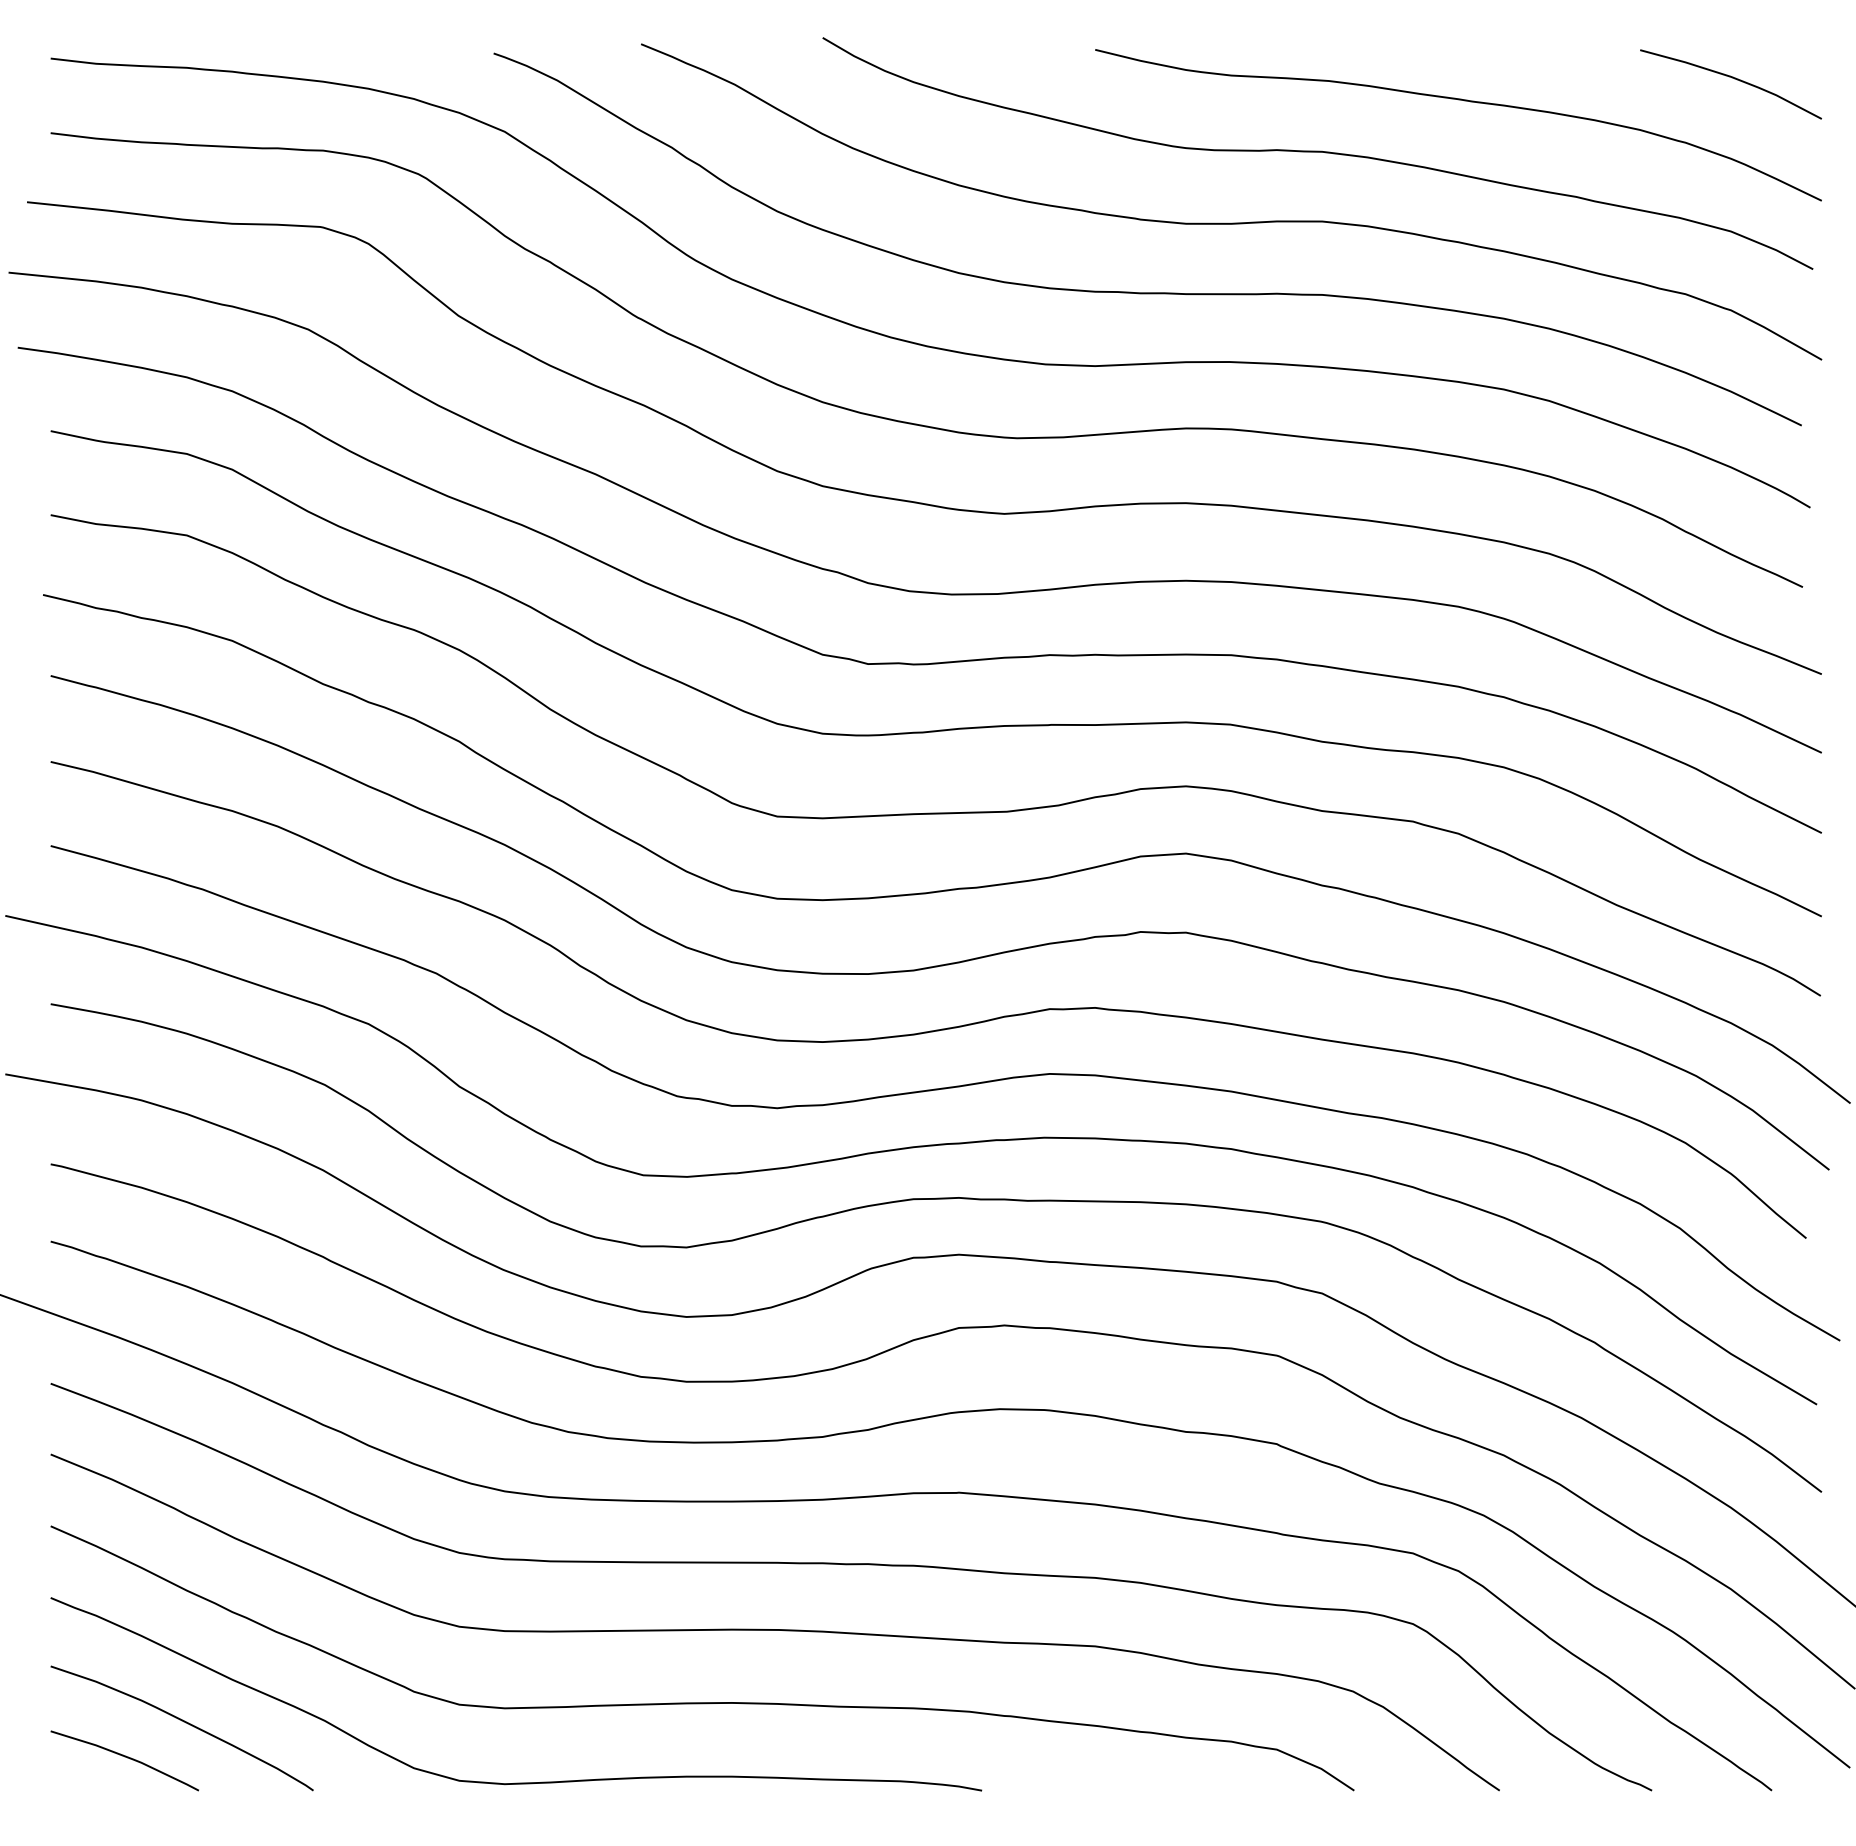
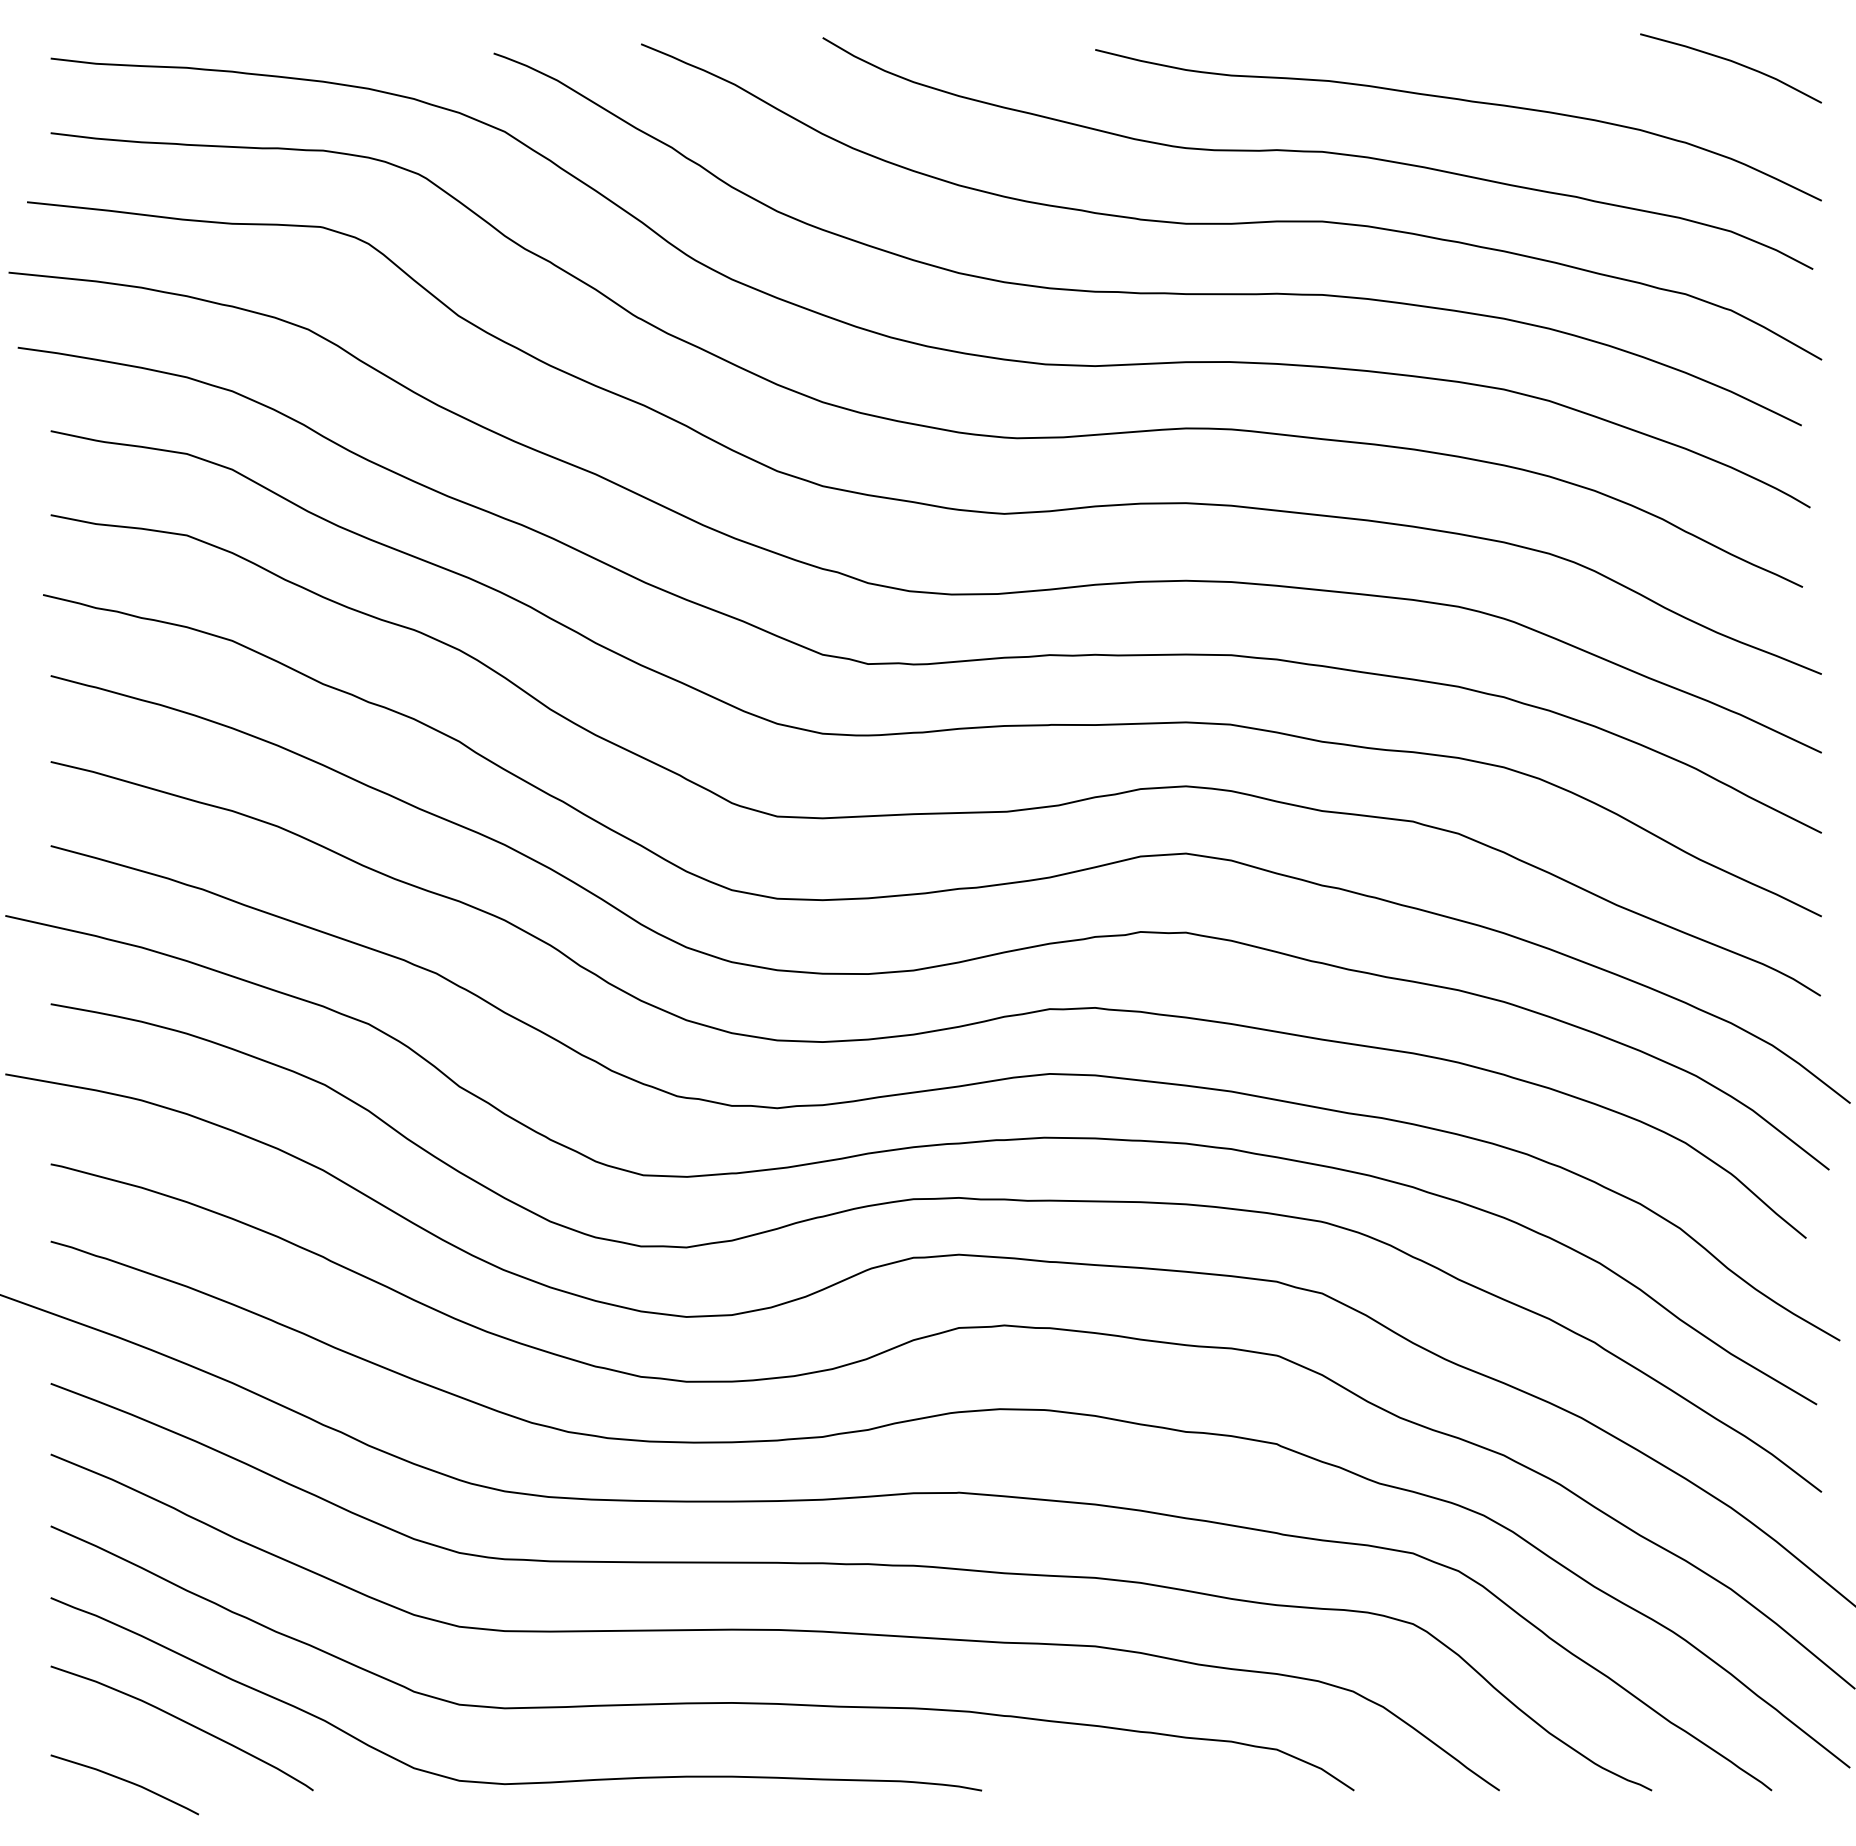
curve position: (1732, 78) -> (1732, 62) (1732, 62)
curve position: (124, 1757) -> (124, 1781) (124, 1781)
